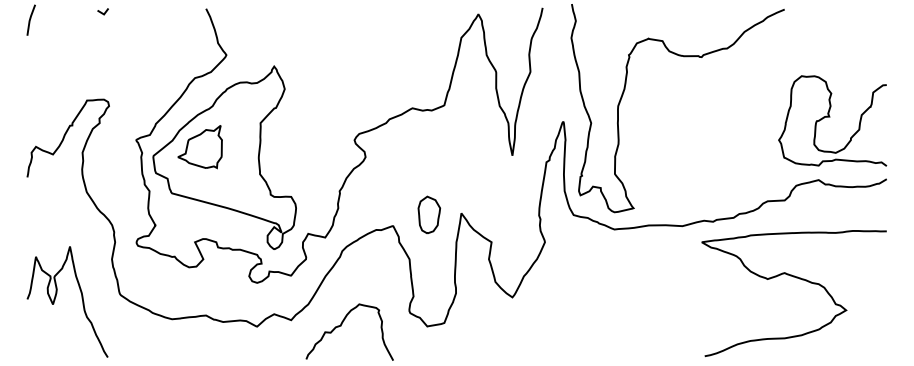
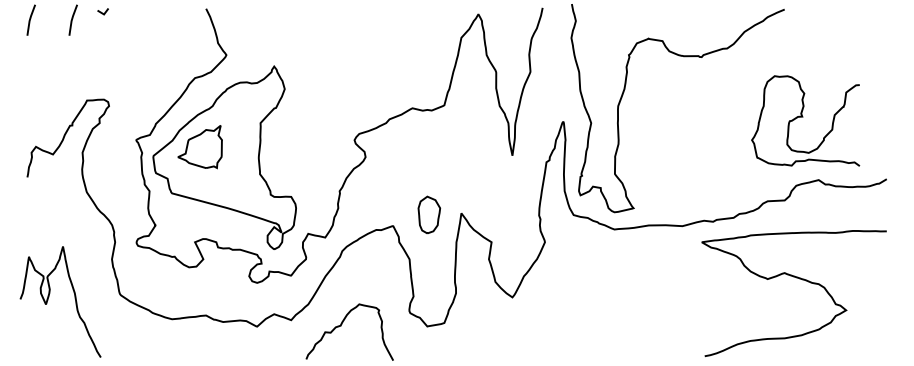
curve: none -> present (72, 19)
curve position: (830, 117) -> (803, 117) (803, 117)
curve position: (56, 297) -> (49, 297) (49, 297)
